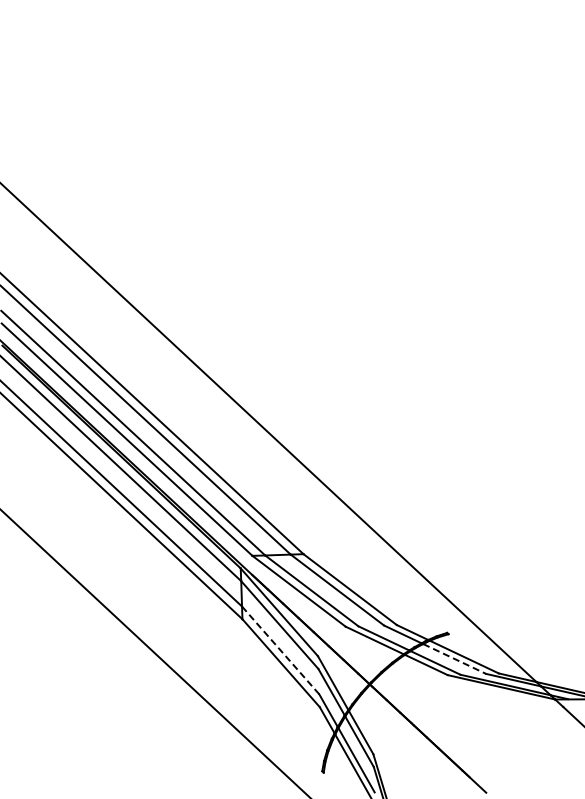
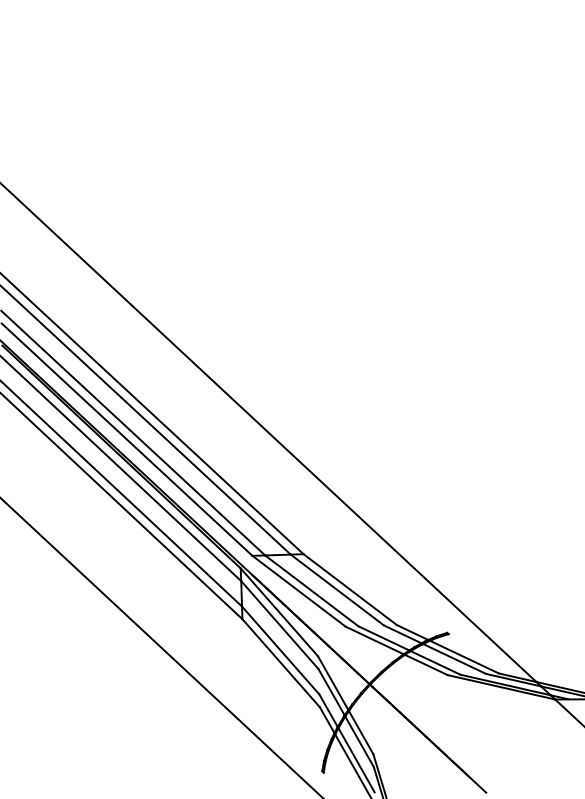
line: dashed -> solid (281, 650)
line position: (155, 653) -> (161, 647) (161, 647)
line: dashed -> solid (454, 658)
